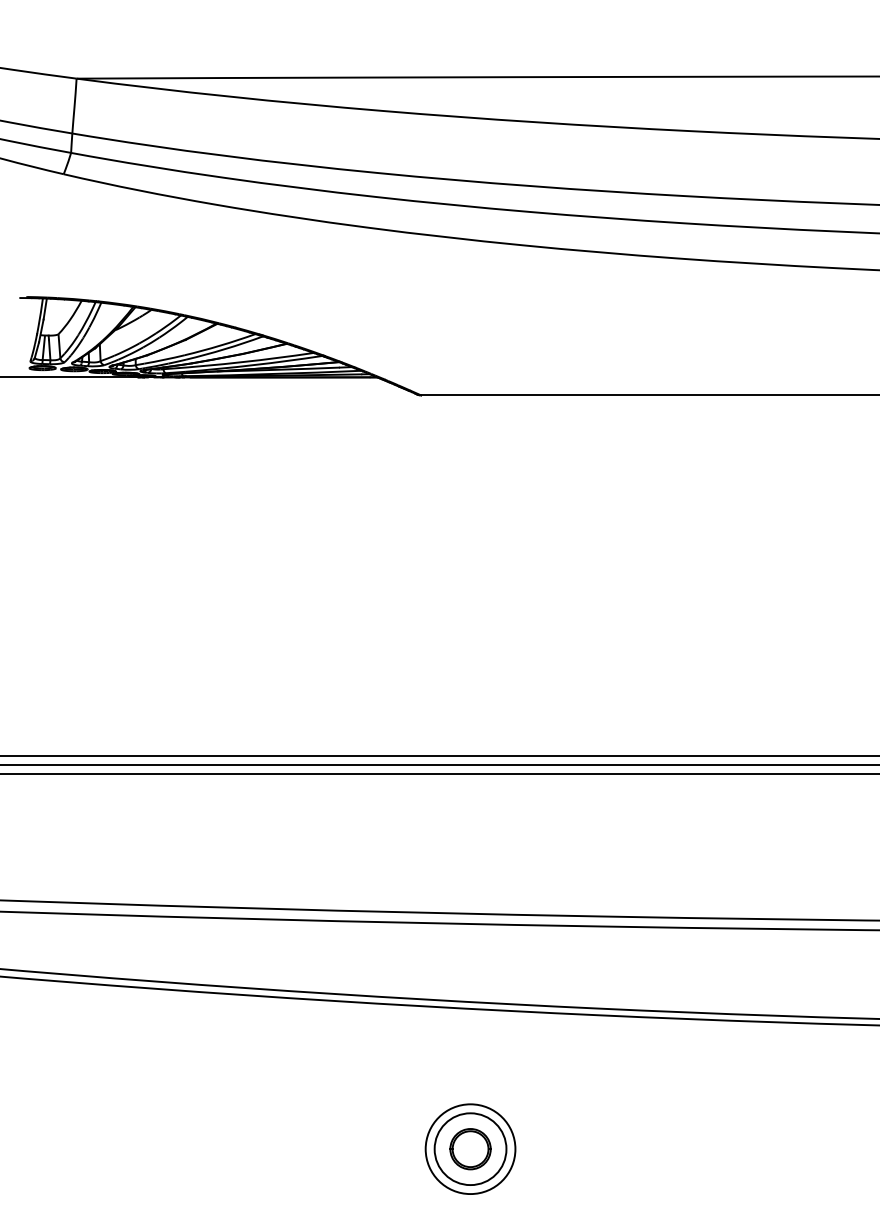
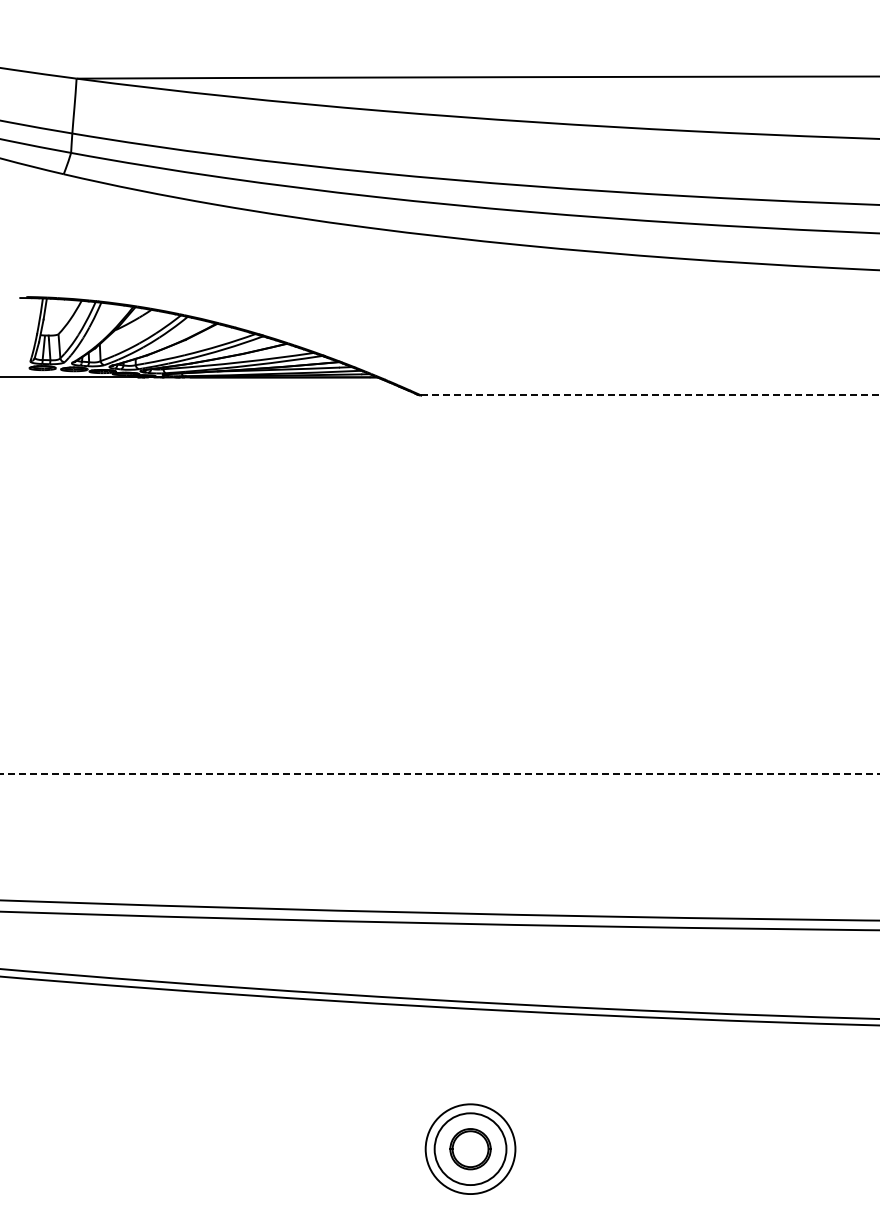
line: solid -> dashed (650, 395)
line: present -> none (439, 755)
line: present -> none (439, 765)
line: solid -> dashed (440, 774)
